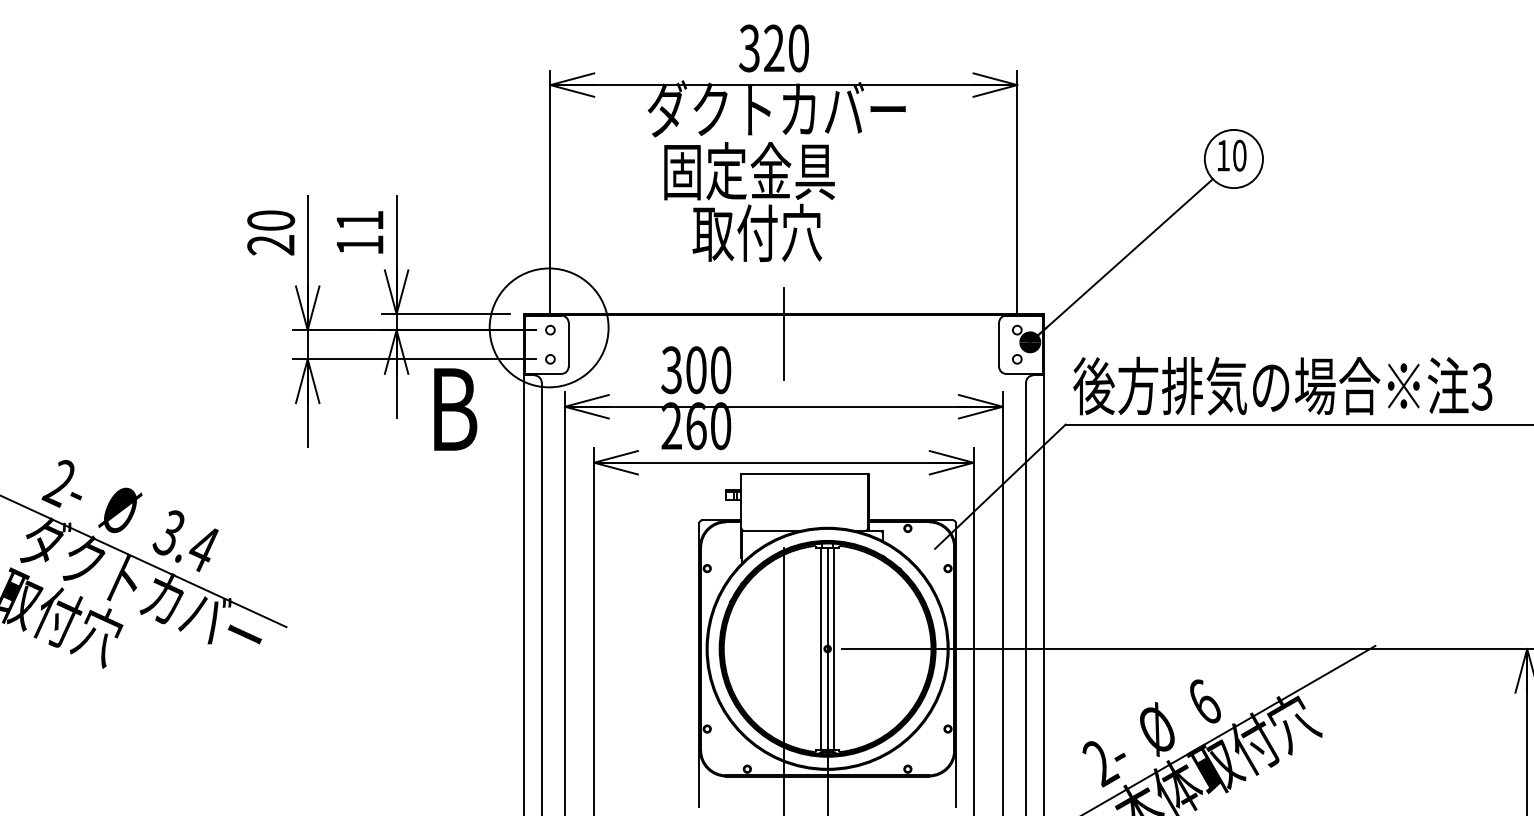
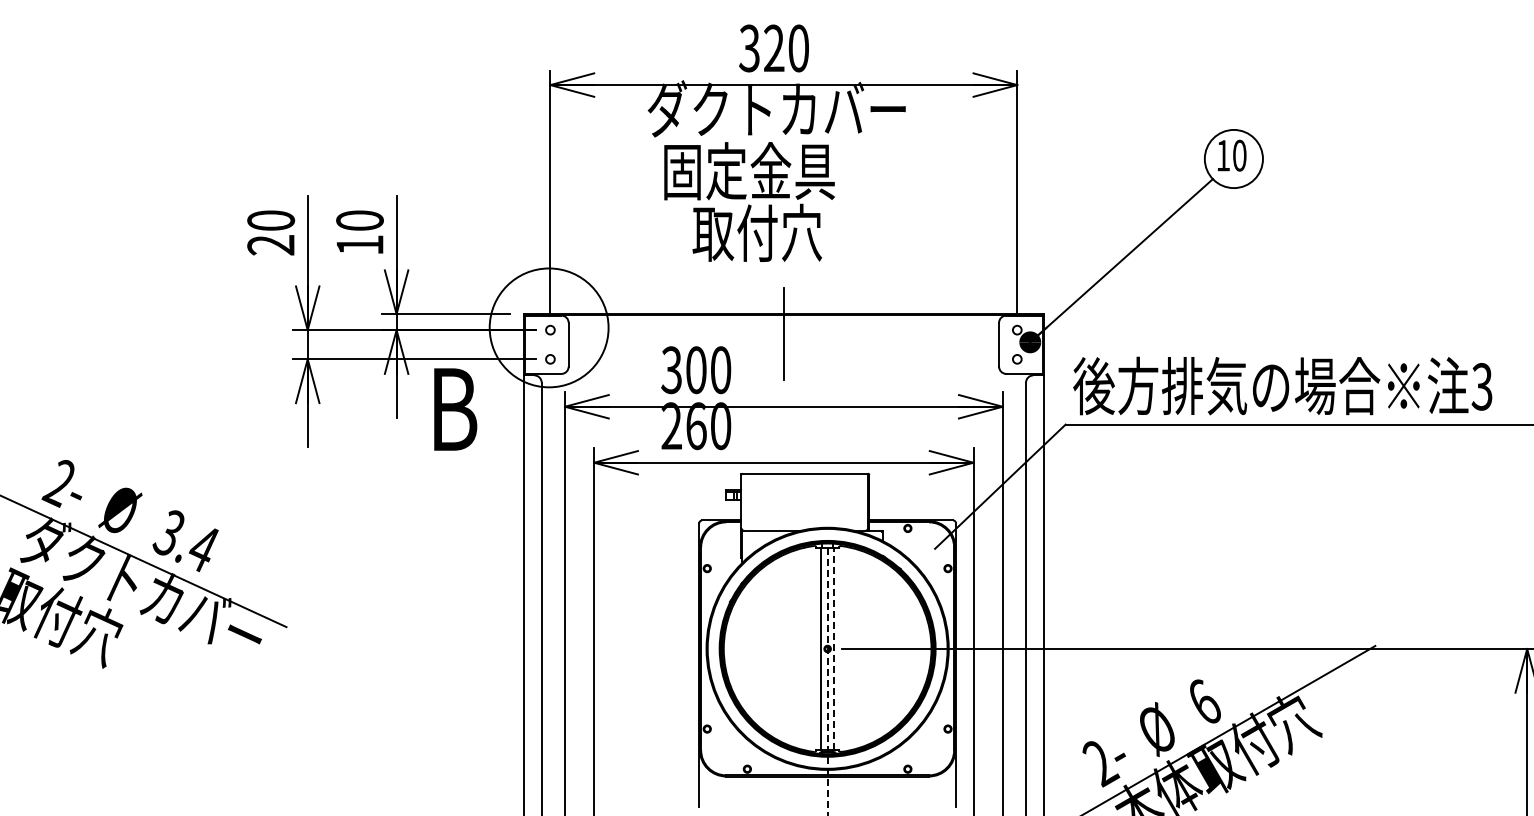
text: 11 -> 10 (359, 220)
line: solid -> dashed (834, 648)
line: present -> none (784, 679)
line: solid -> dashed (828, 681)
